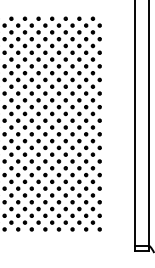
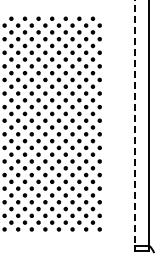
line: solid -> dashed (135, 123)
